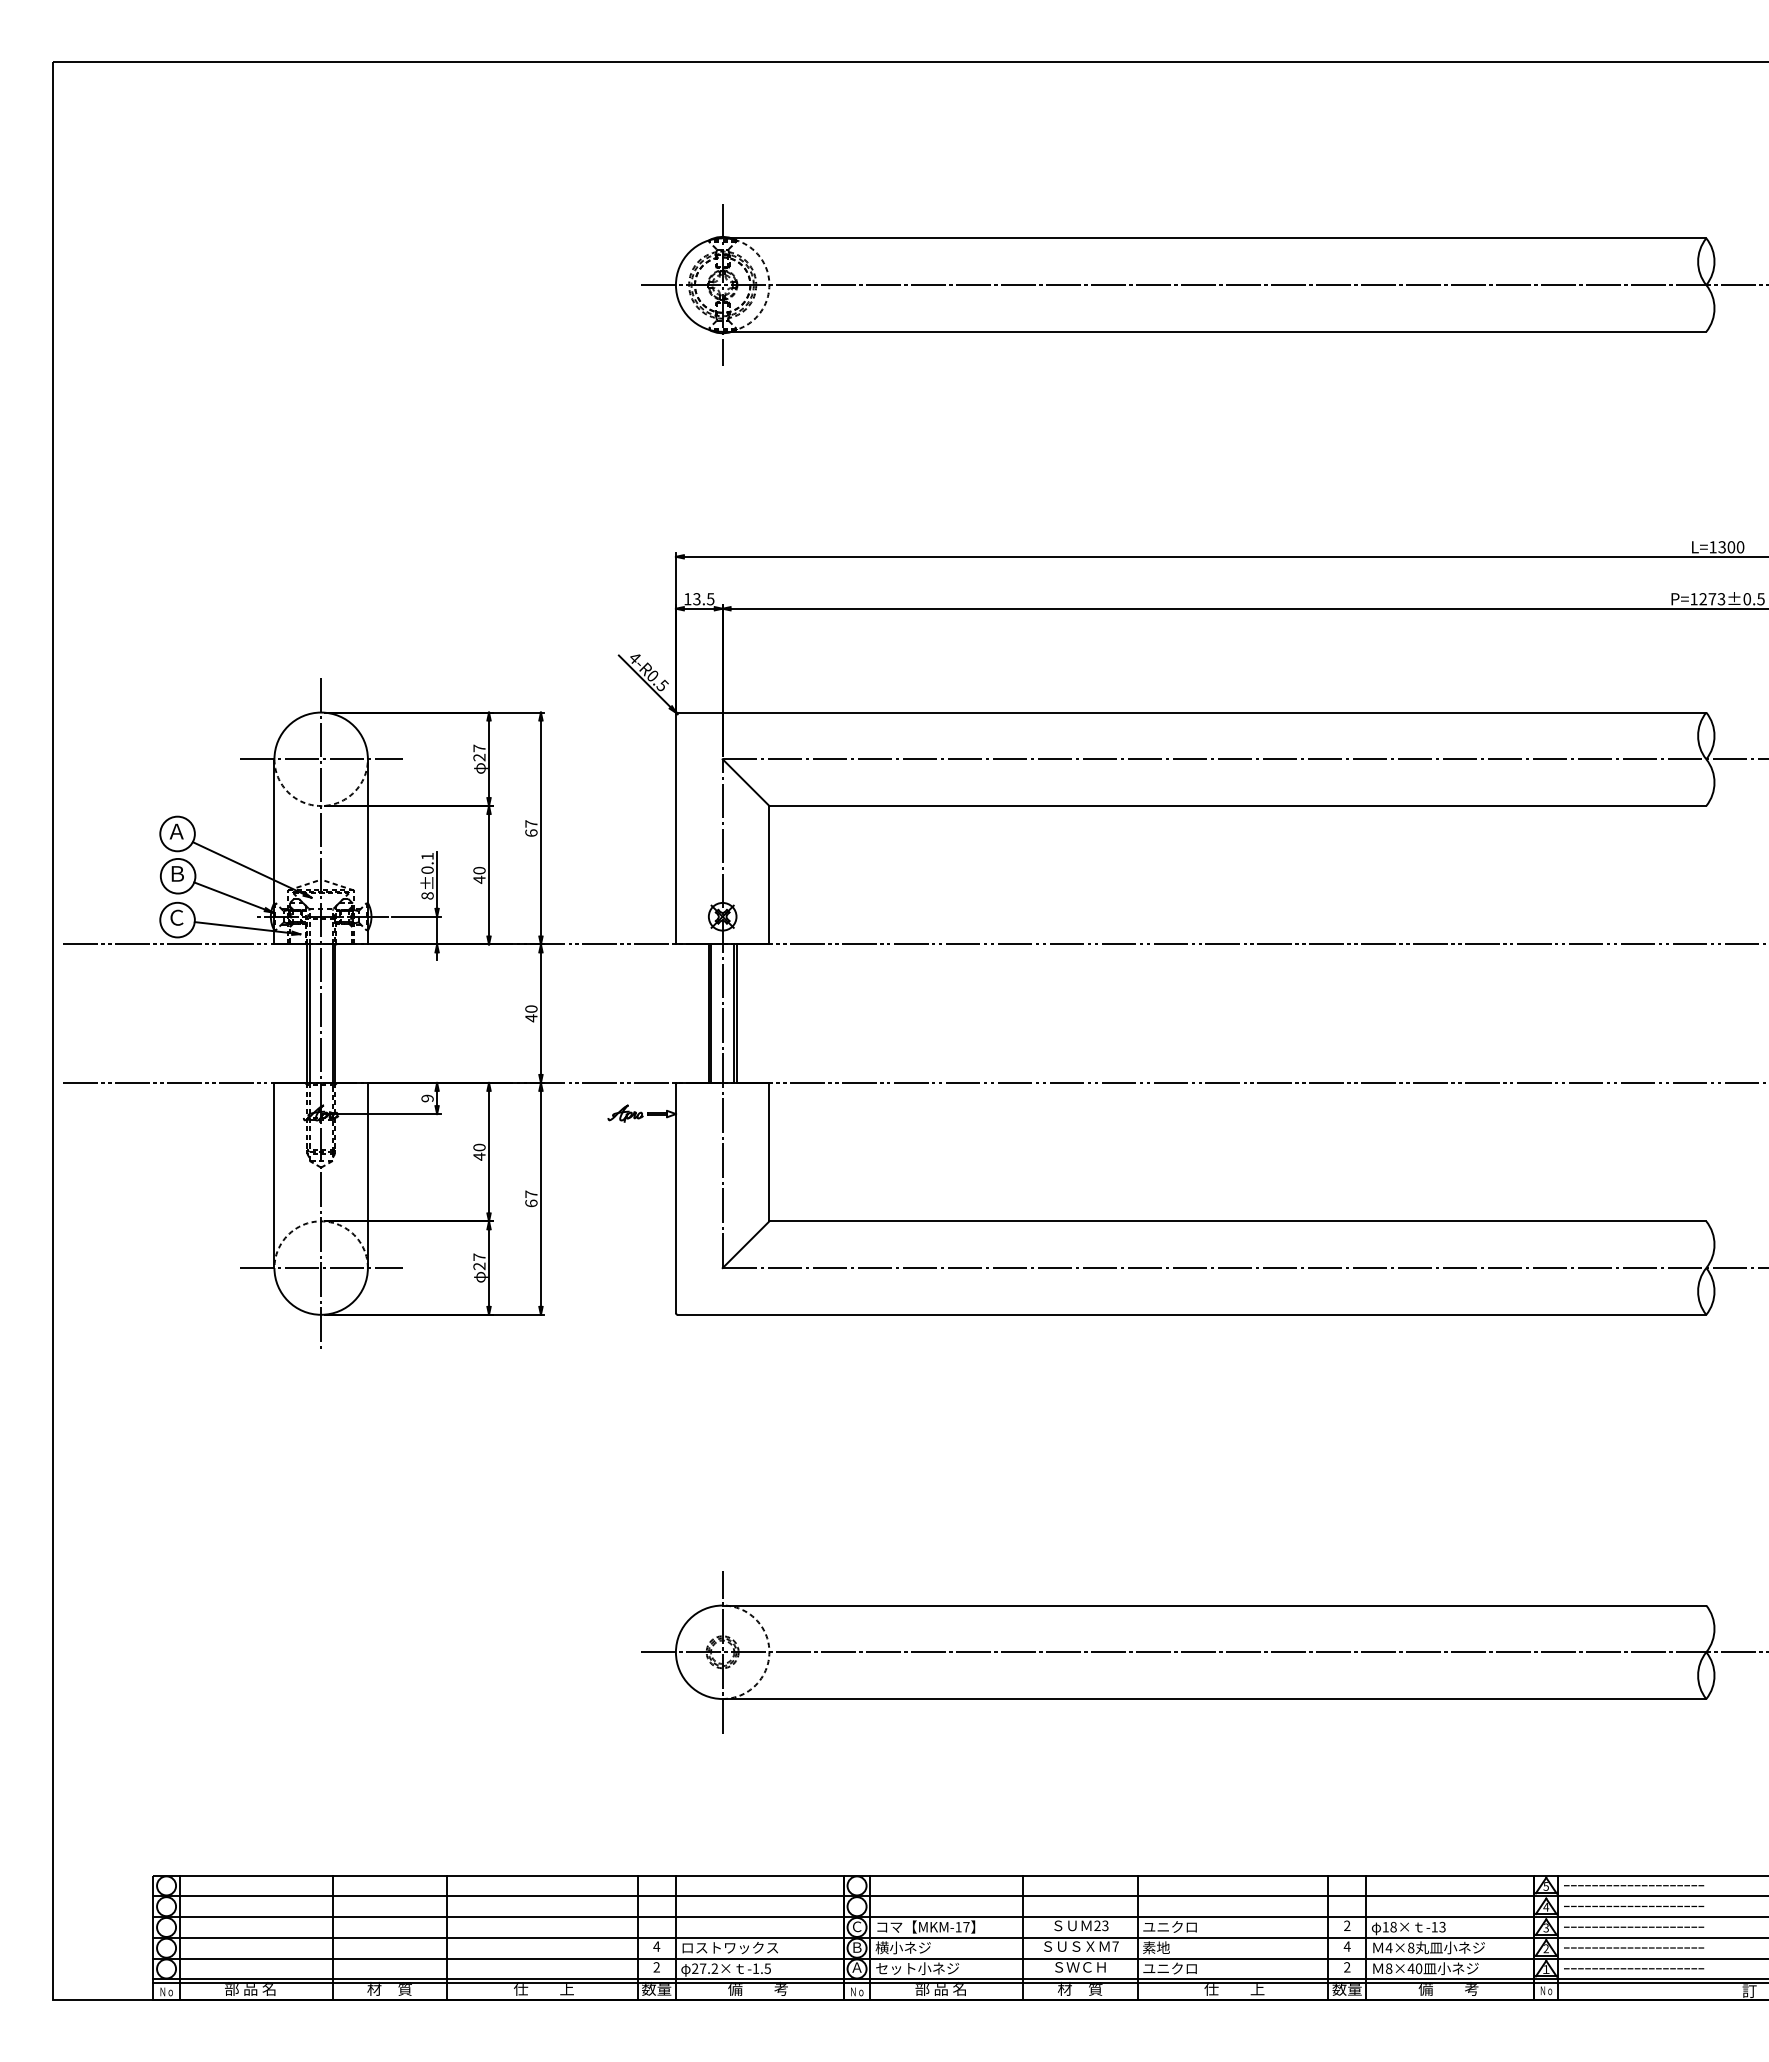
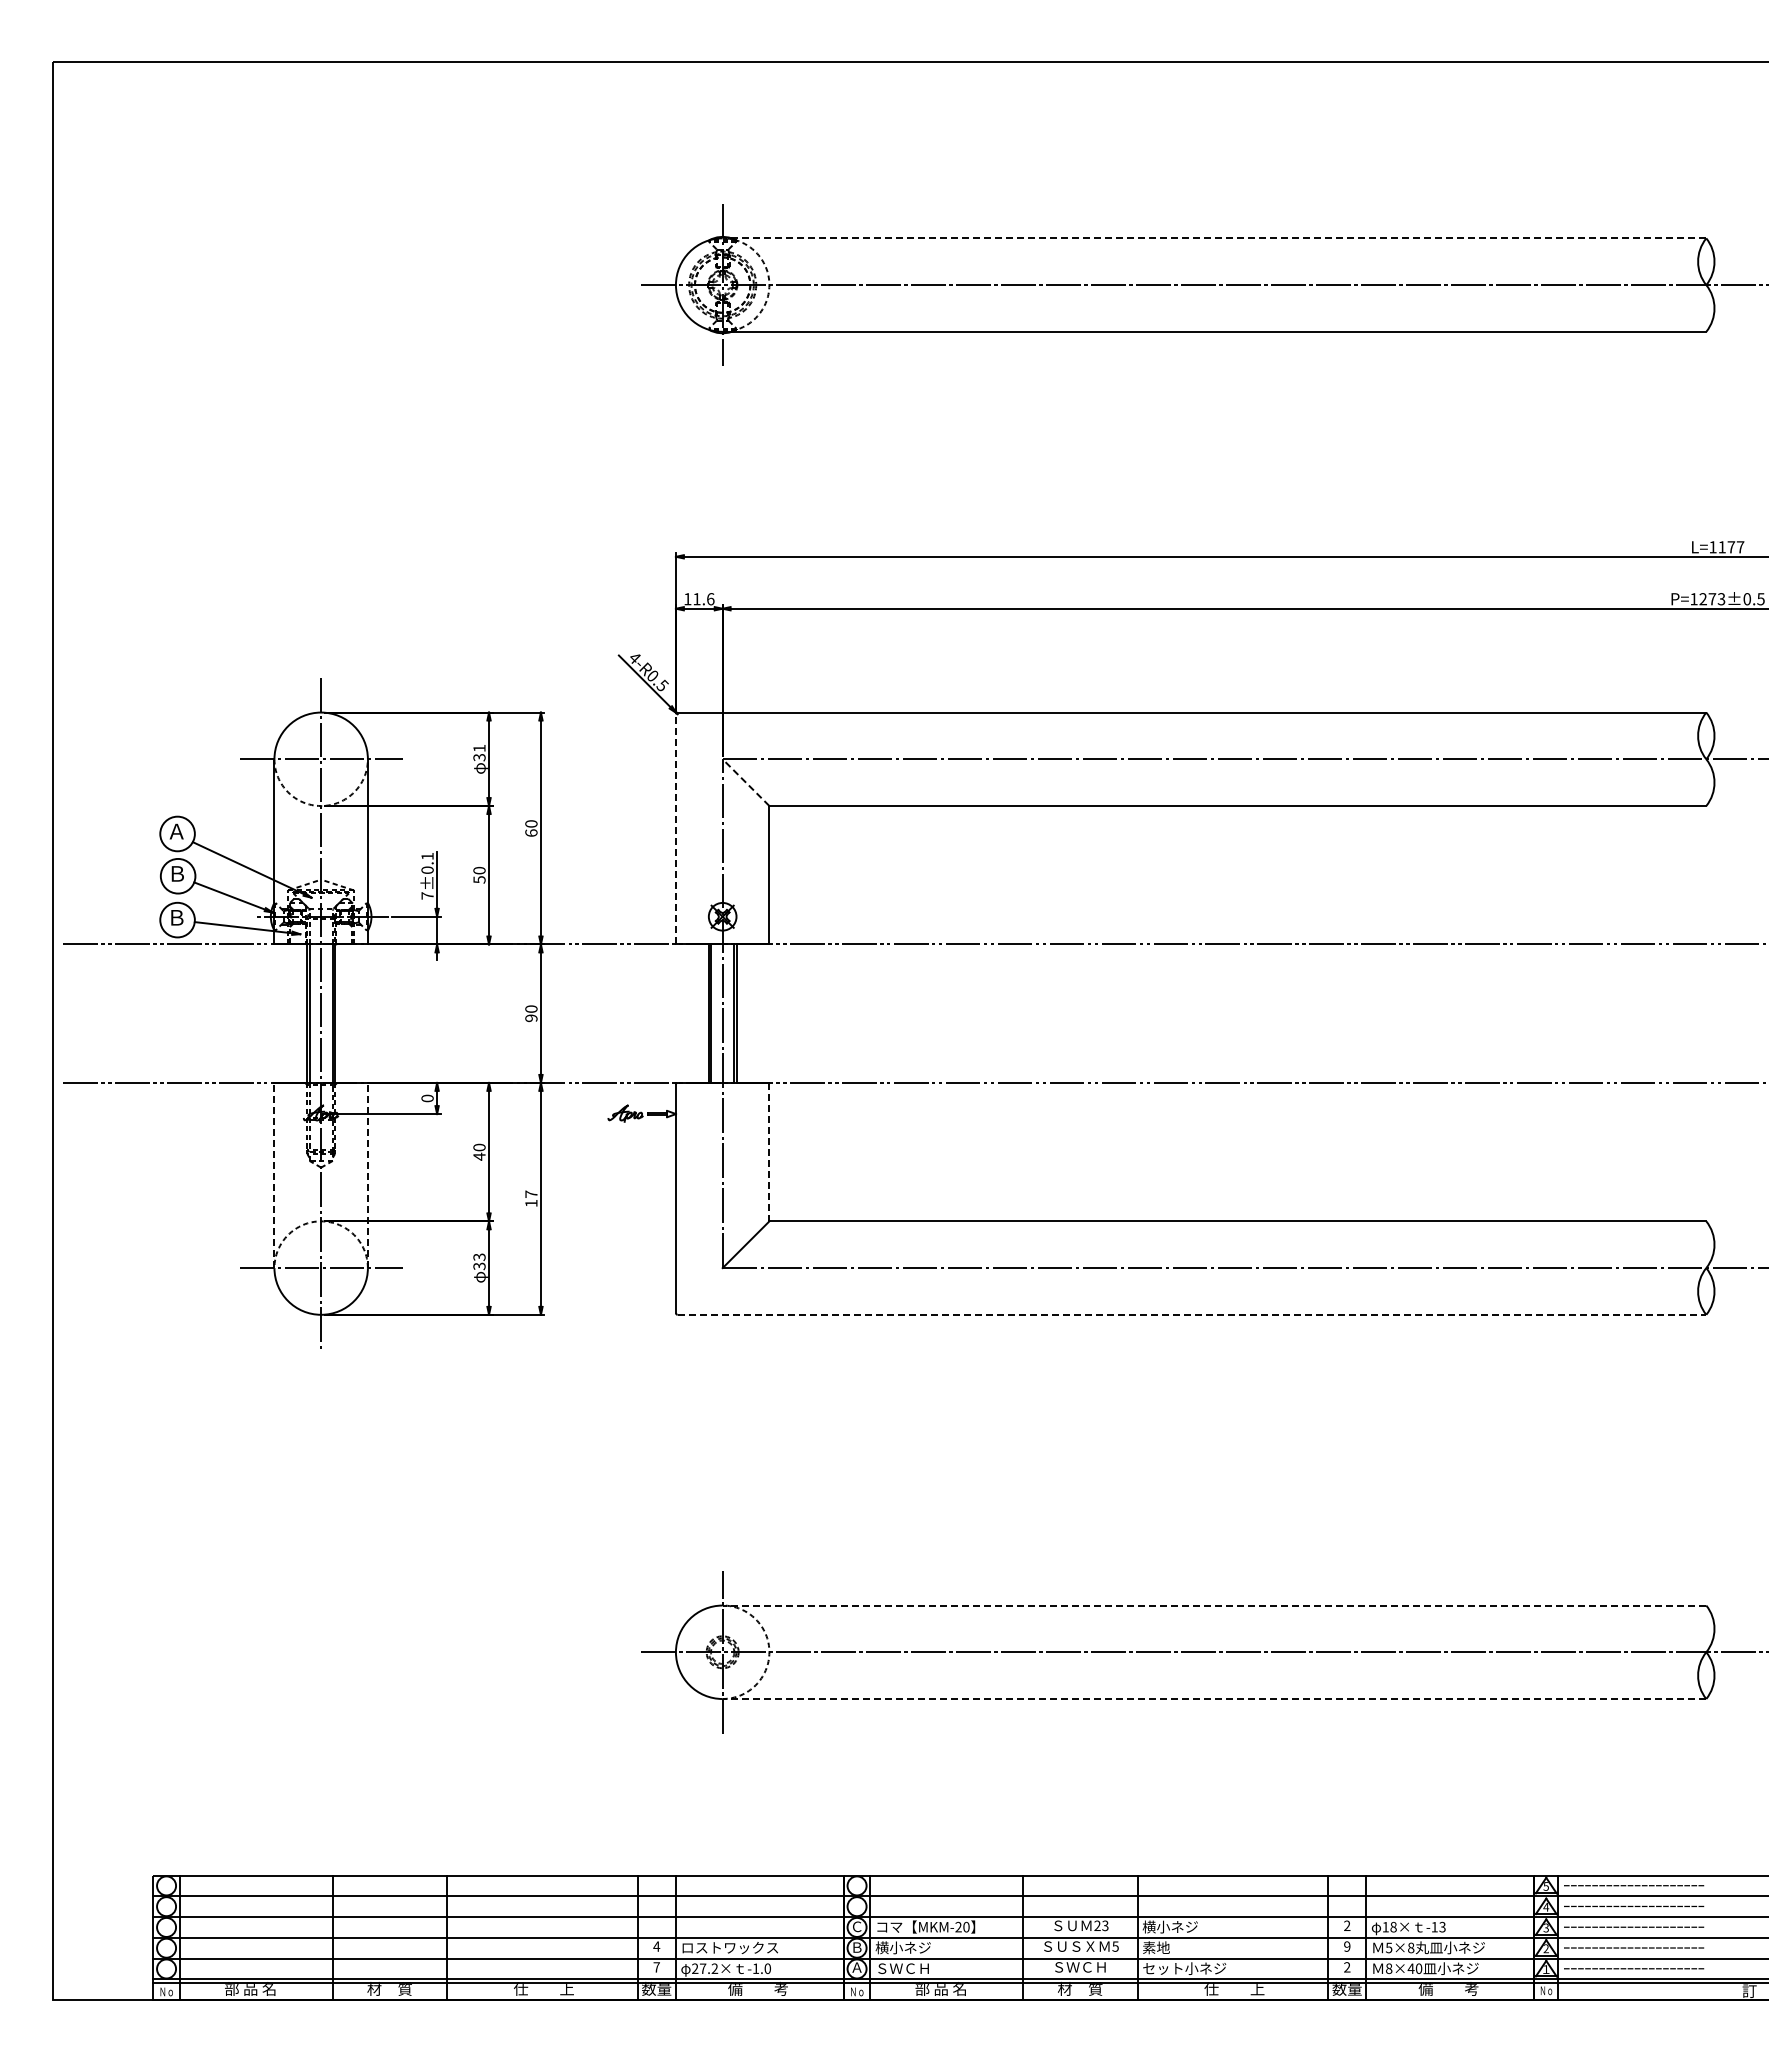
line: solid -> dashed (1214, 238)
text: L=1300 -> L=1177 (1731, 547)
text: 13.5 -> 11.6 (703, 599)
text: 27 -> 31 (479, 752)
line: solid -> dashed (745, 782)
text: 67 -> 60 (531, 823)
line: solid -> dashed (675, 828)
text: 40 -> 50 (479, 879)
text: 8±0.1 -> 7±0.1 (427, 895)
text: Ｃ -> Ｂ (176, 917)
text: 40 -> 90 (531, 1018)
text: 9 -> 0 (427, 1098)
line: solid -> dashed (769, 1152)
line: solid -> dashed (274, 1175)
line: solid -> dashed (367, 1175)
text: 67 -> 17 (531, 1203)
text: 27 -> 33 (479, 1261)
line: solid -> dashed (1192, 1314)
line: solid -> dashed (1214, 1605)
line: solid -> dashed (1214, 1699)
text: MKM-17 -> MKM-20 (962, 1926)
text: ユニクロ -> 横小ネジ (1169, 1926)
text: 7 -> 5 (1115, 1946)
text: 4 -> 9 (1346, 1946)
text: 4×8 -> 5×8 (1388, 1947)
text: 2 -> 7 (656, 1967)
text: -1.5 -> -1.0 (767, 1968)
text: セット小ネジ -> ＳＷＣＨ (917, 1968)
text: ユニクロ -> セット小ネジ (1184, 1968)
